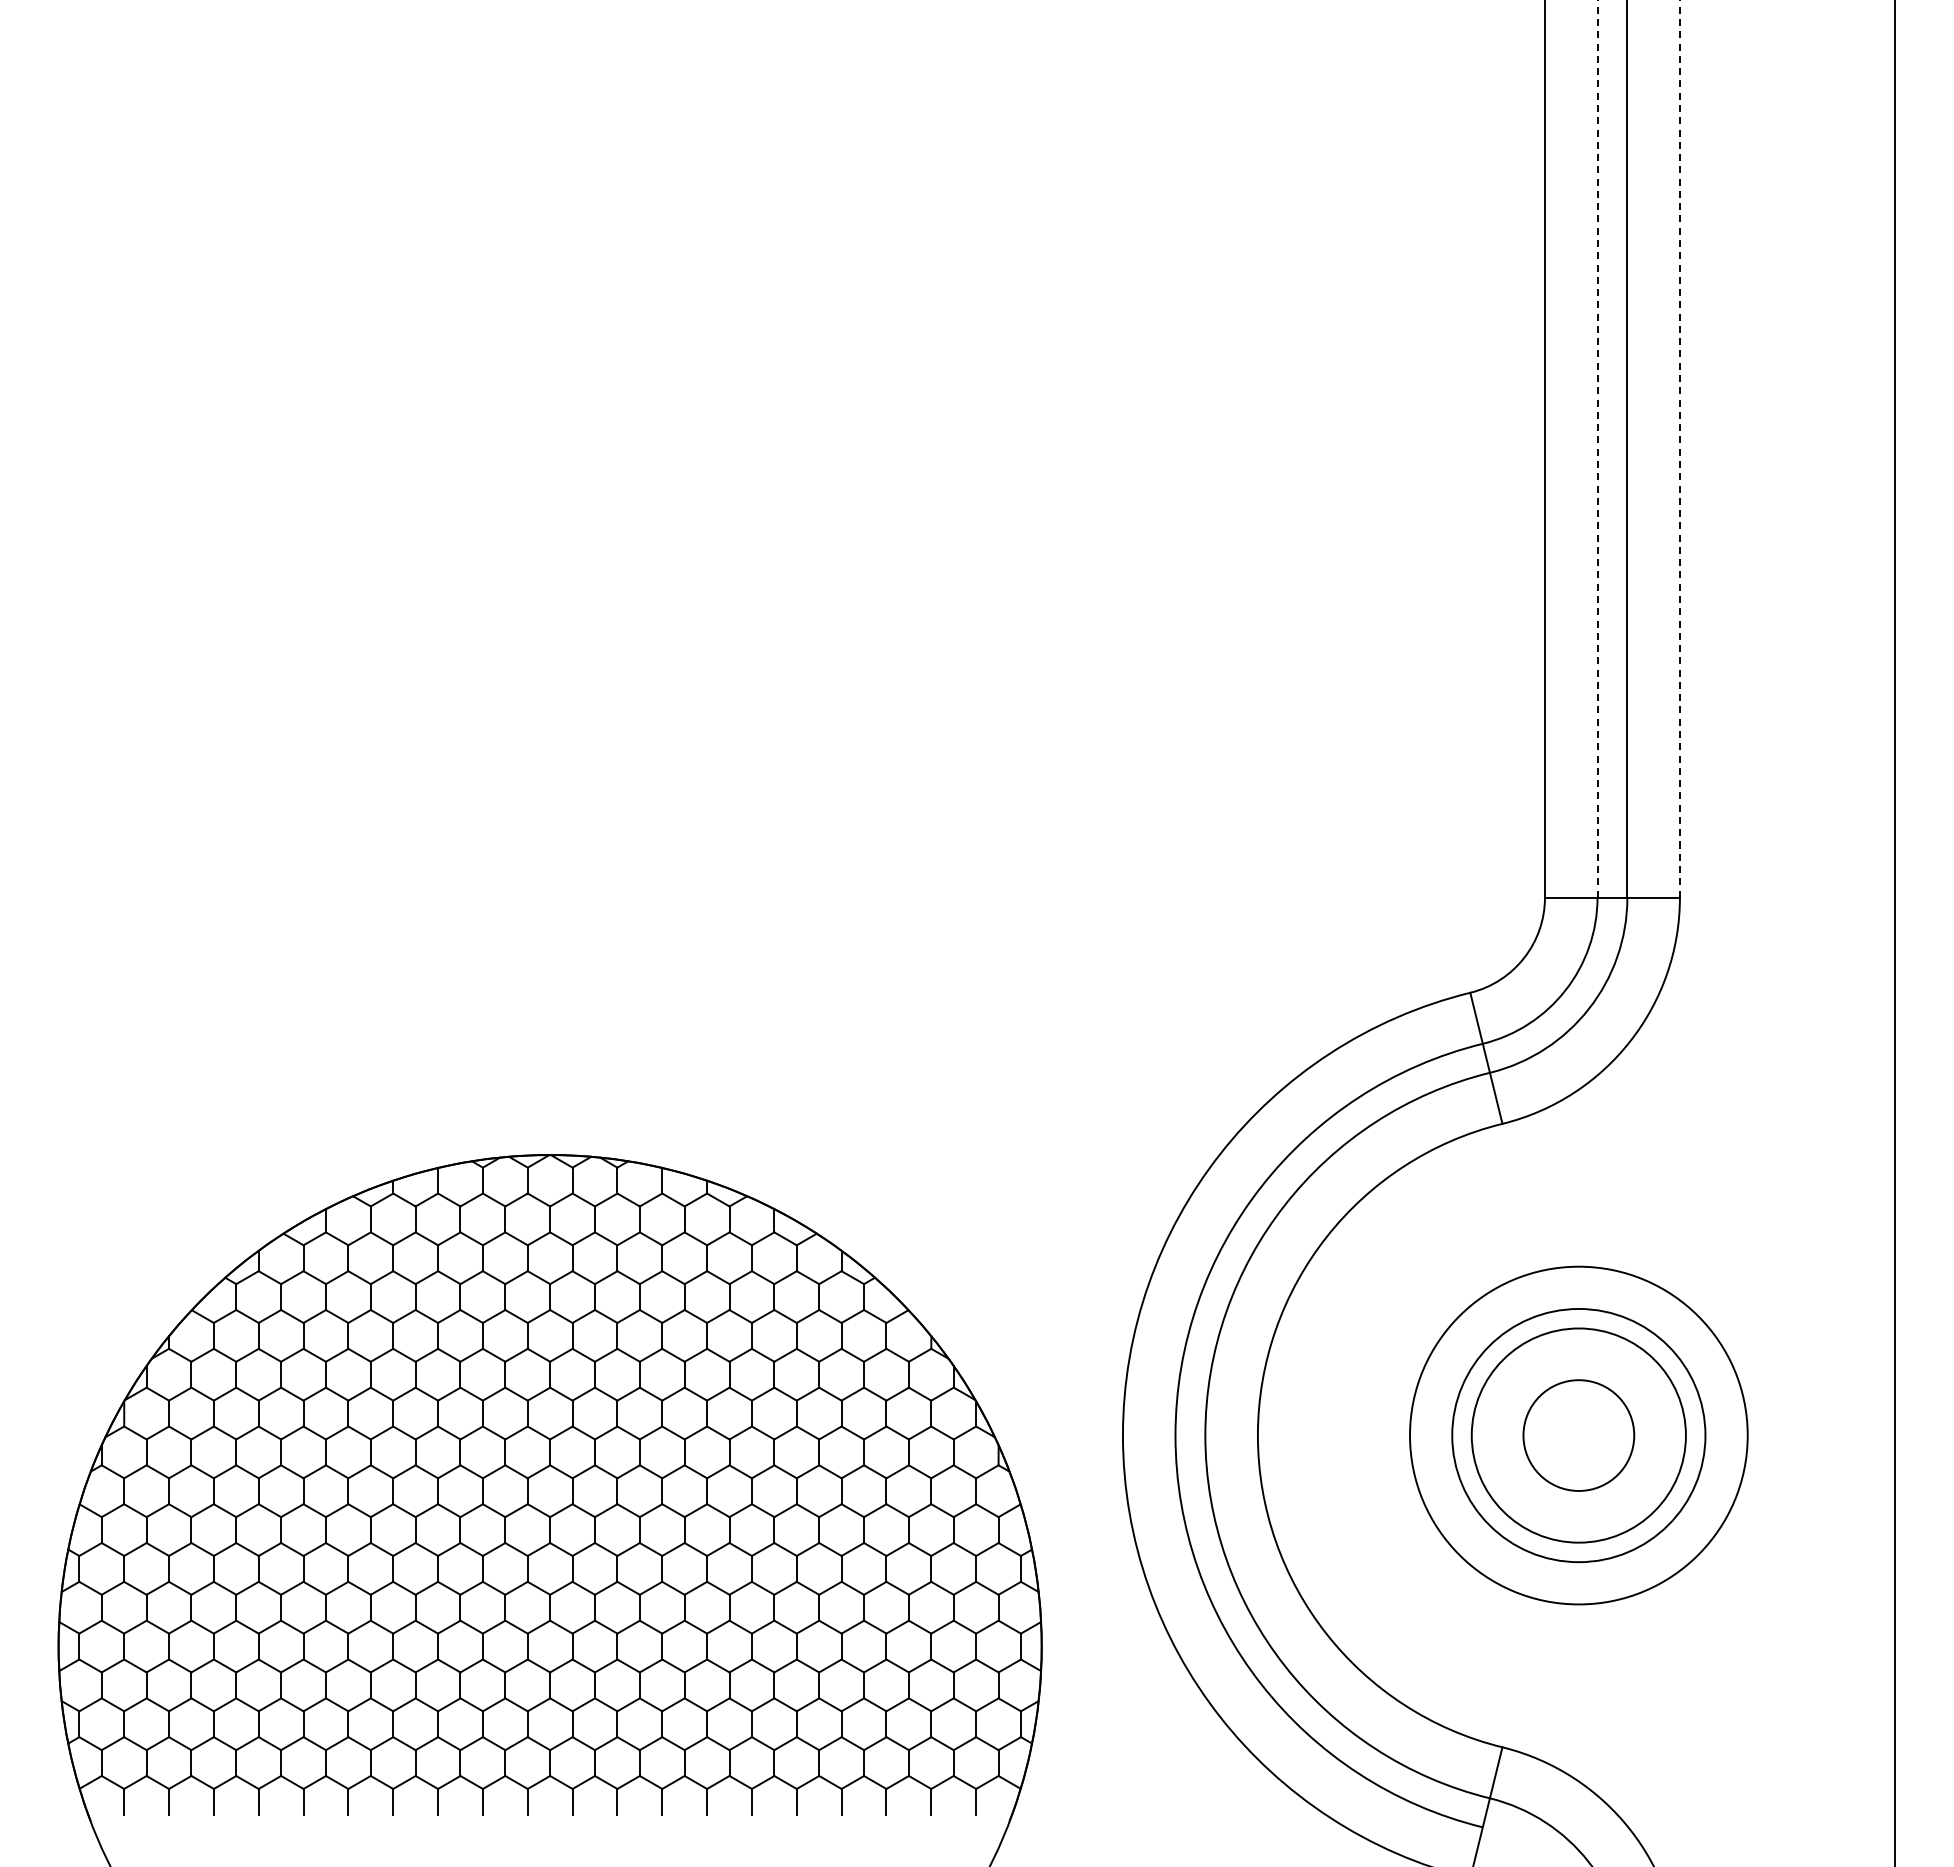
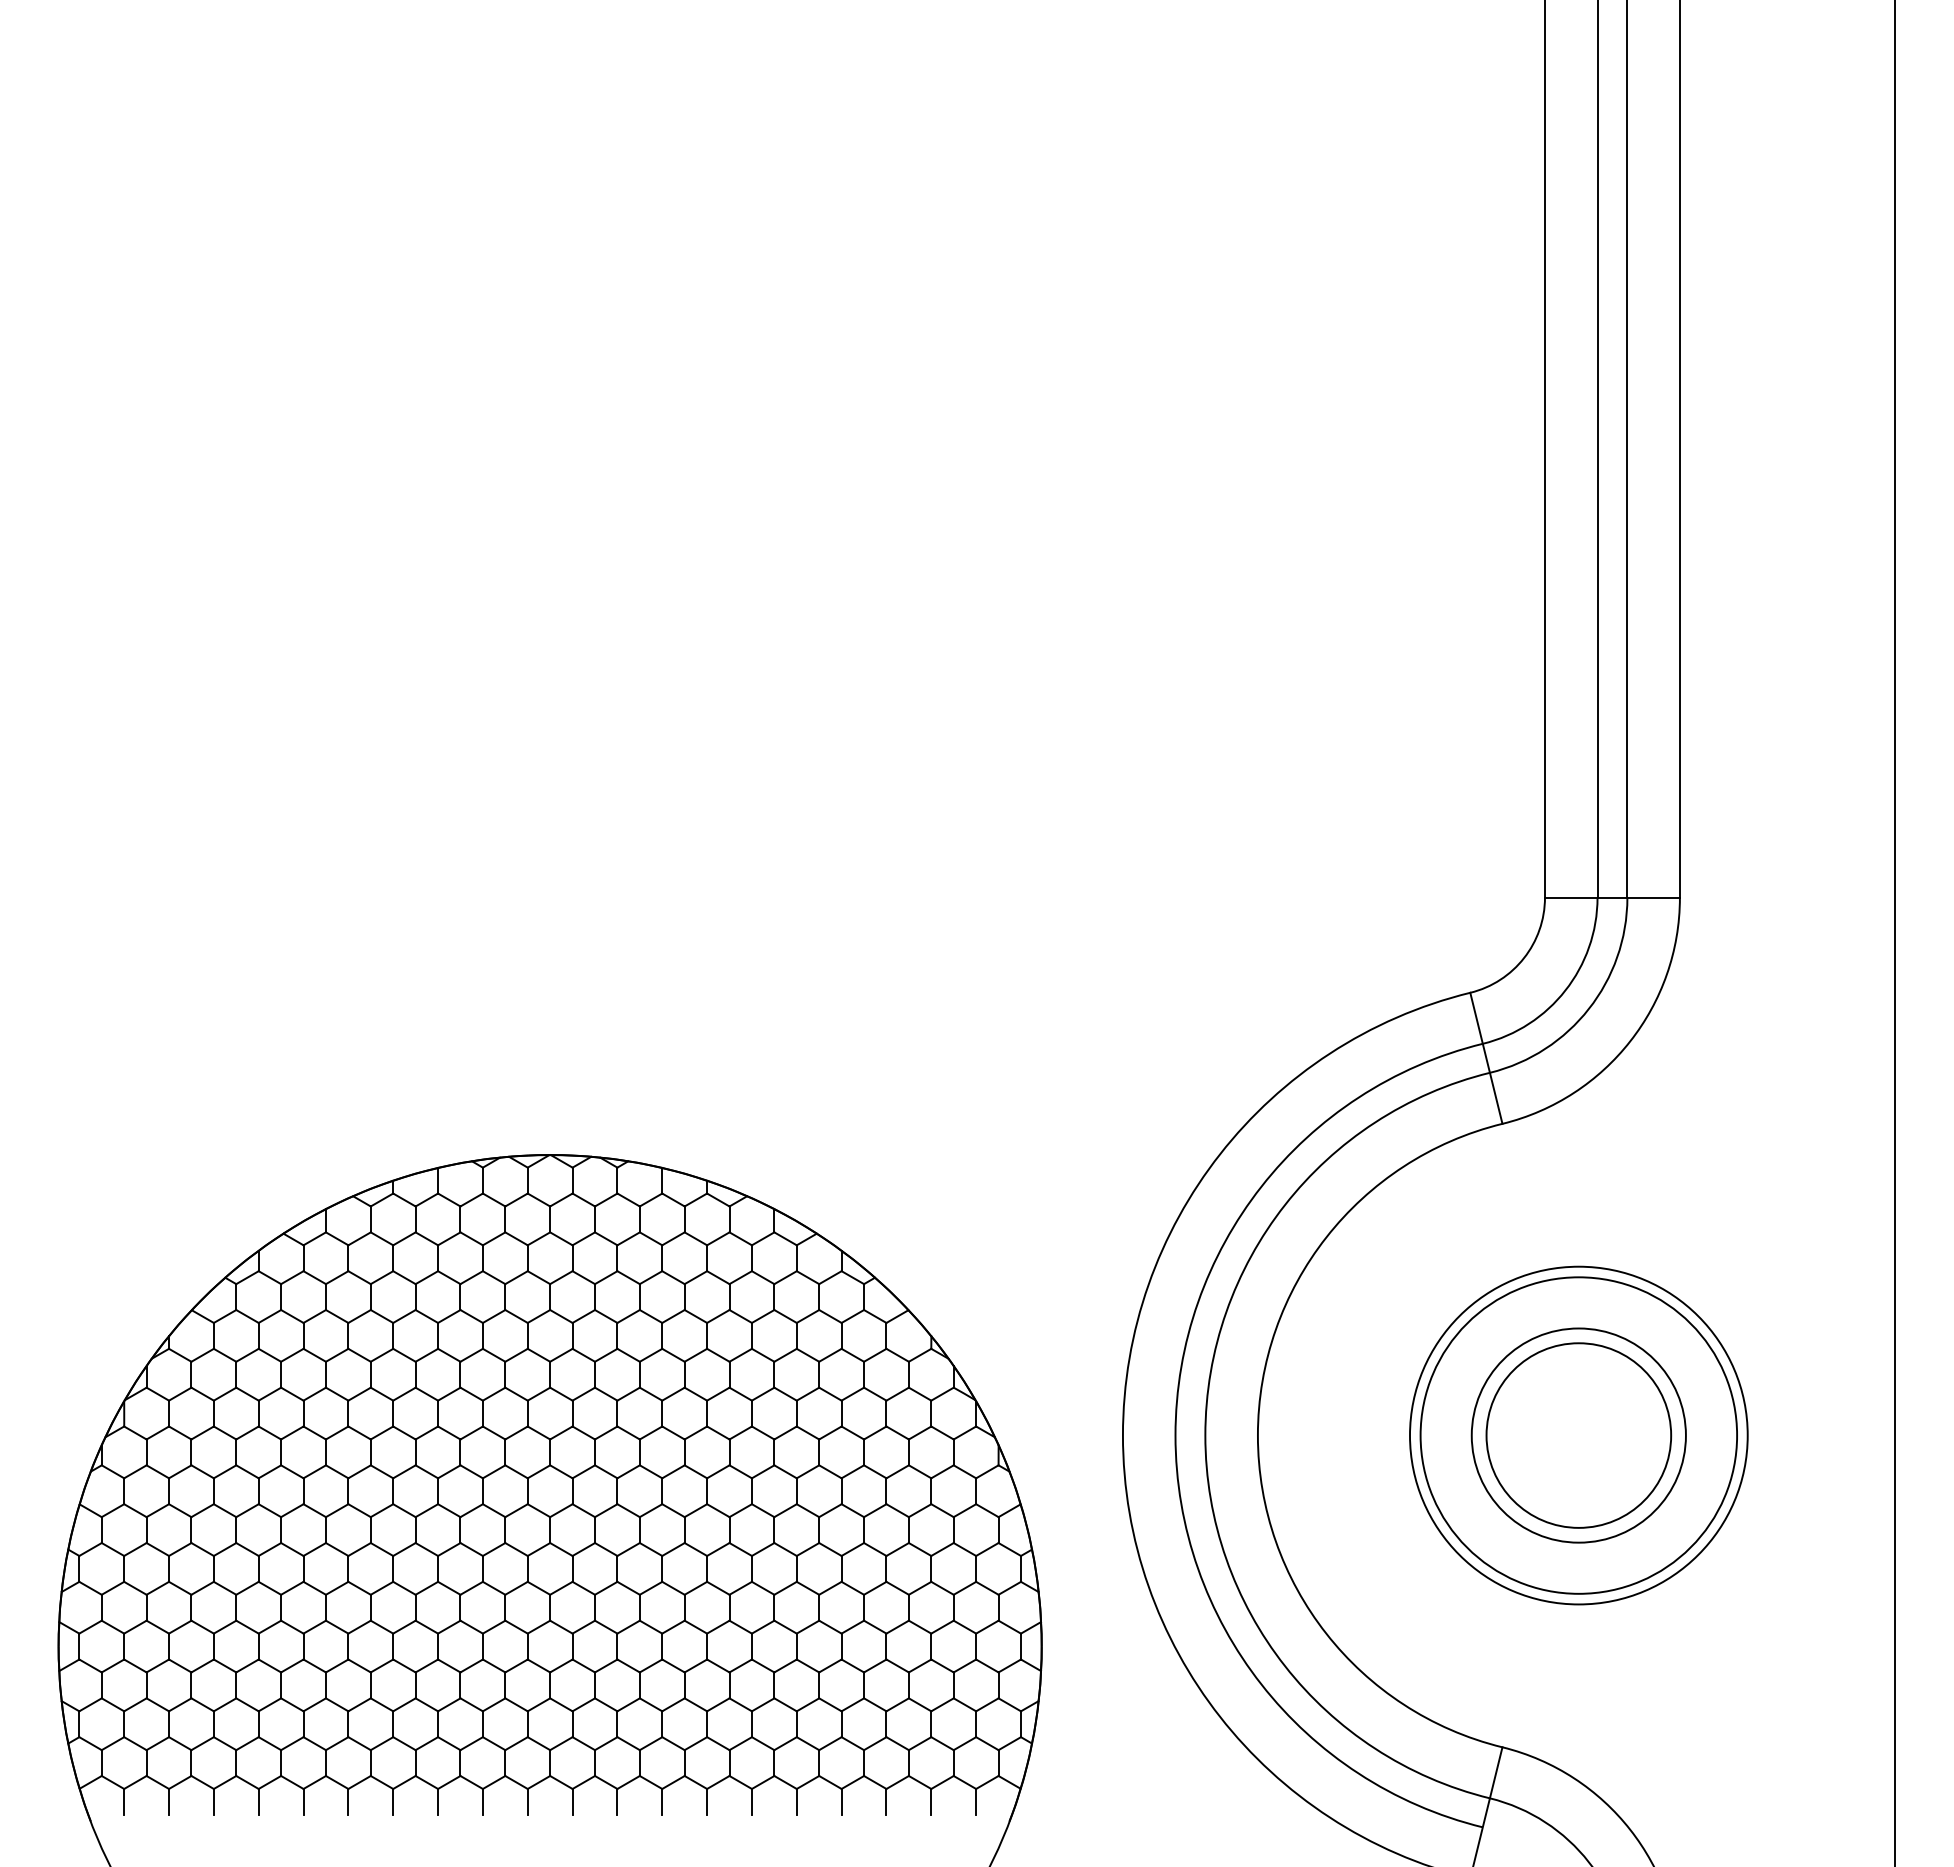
line: dashed -> solid (1597, 448)
line: dashed -> solid (1679, 448)
circle diameter: 111 px -> 185 px (1578, 1435)
circle diameter: 253 px -> 317 px (1578, 1435)
